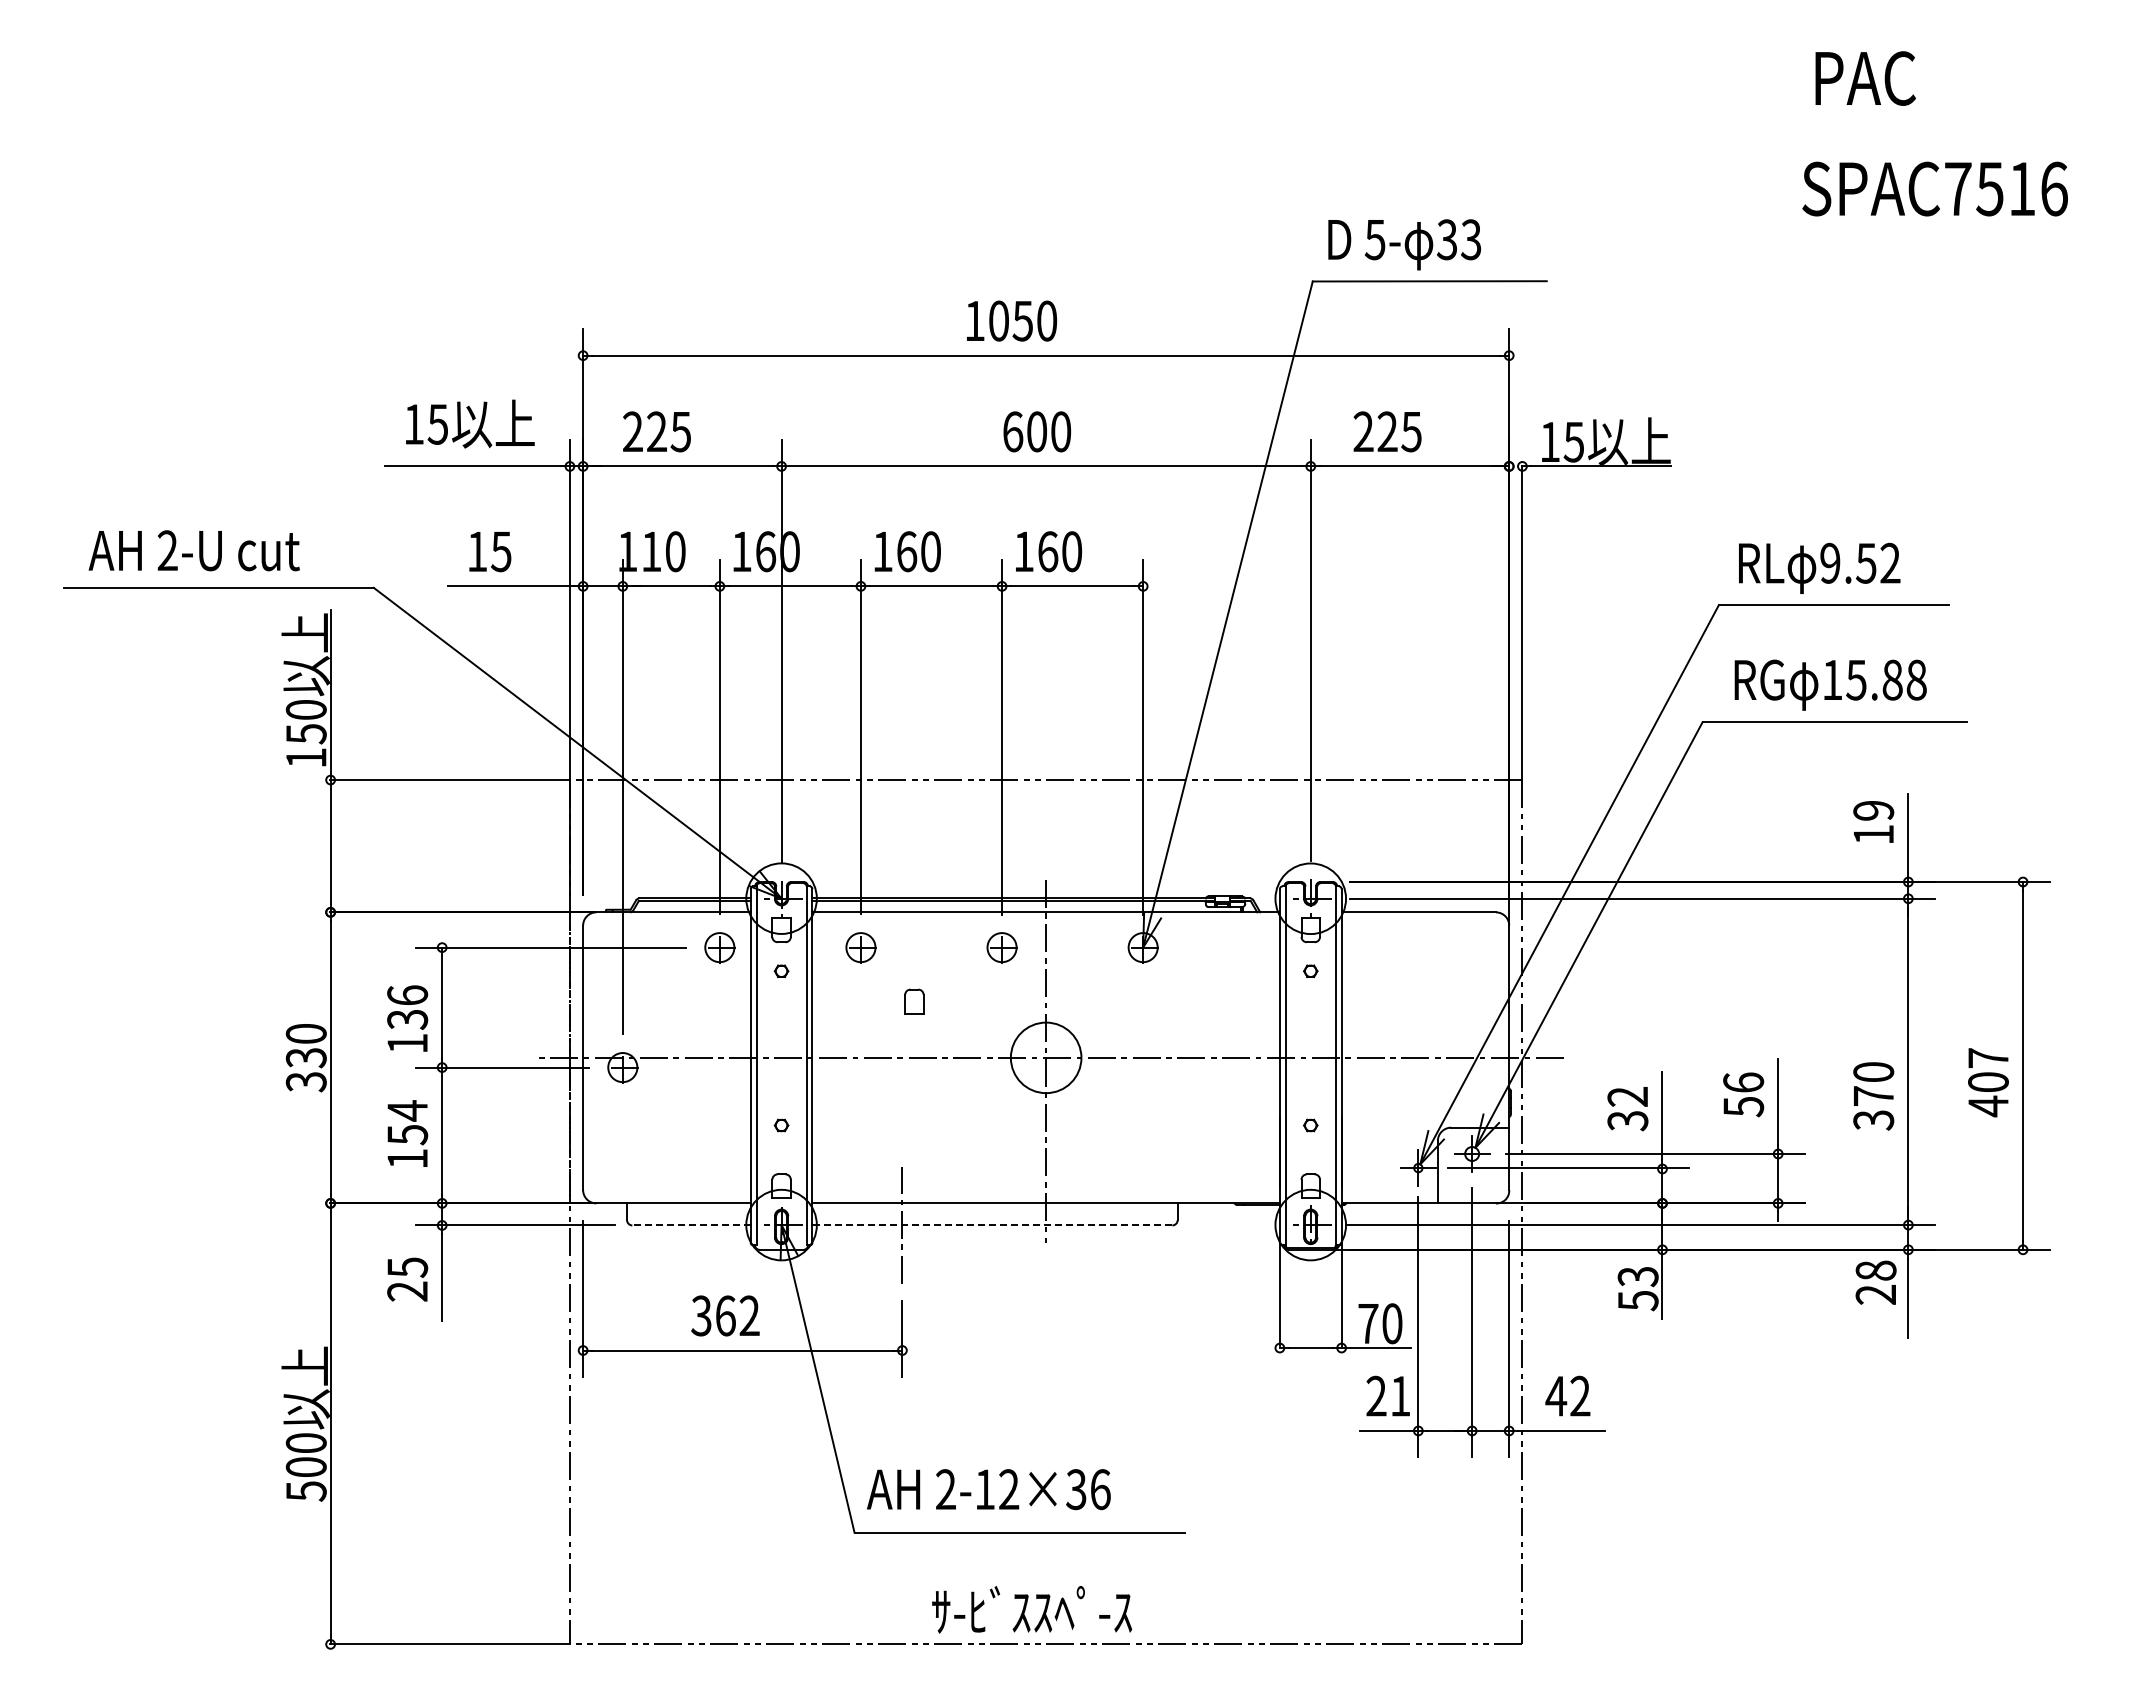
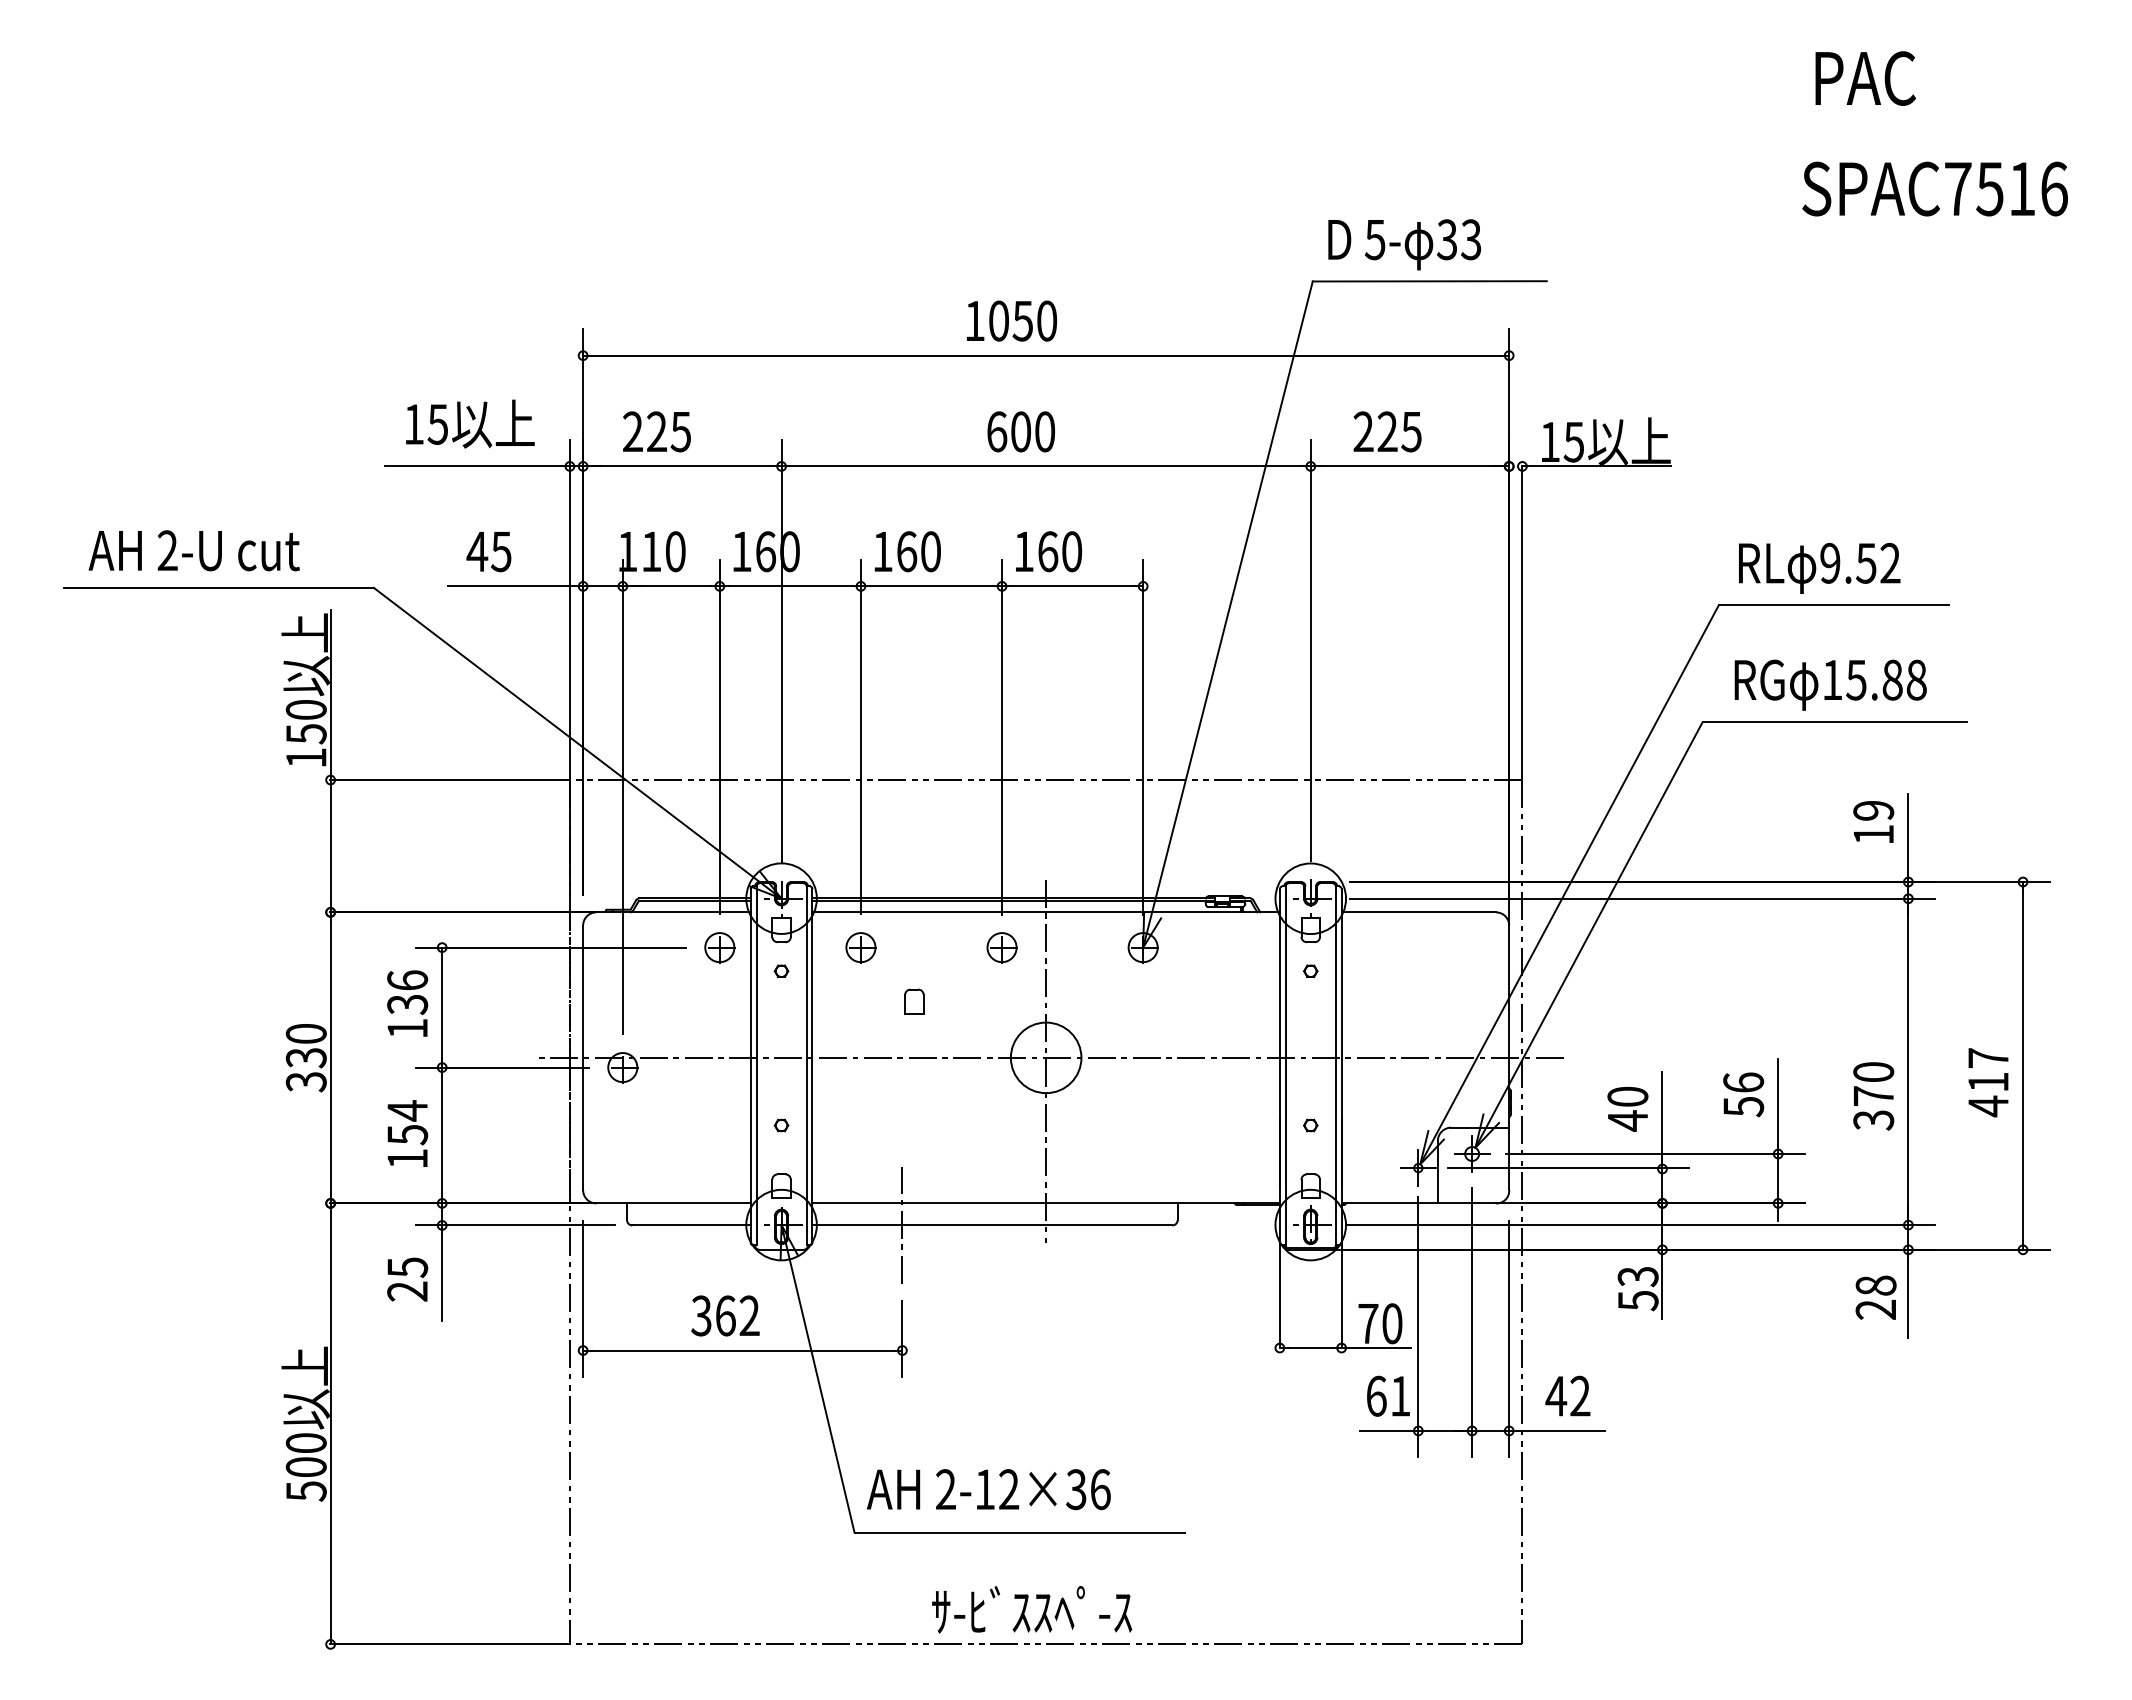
text position: (1037, 431) -> (1021, 431) (1021, 431)
text: 15 -> 45 (477, 551)
text position: (407, 1018) -> (407, 1003) (407, 1003)
text: 407 -> 417 (1988, 1081)
text: 32 -> 40 (1627, 1108)
line: dashed -> solid (691, 1225)
line: dashed -> solid (992, 1225)
text position: (1875, 1282) -> (1875, 1297) (1875, 1297)
text: 21 -> 61 (1376, 1395)
